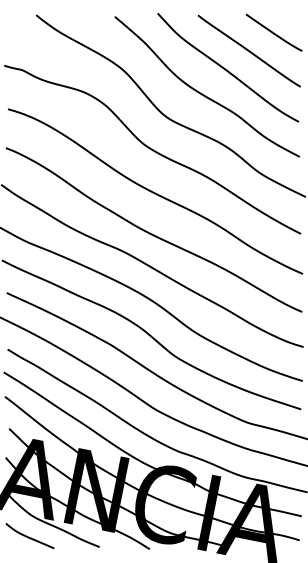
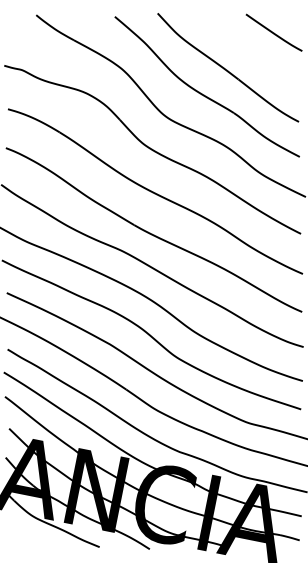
line: present -> none (248, 50)
part: present -> none (29, 536)
